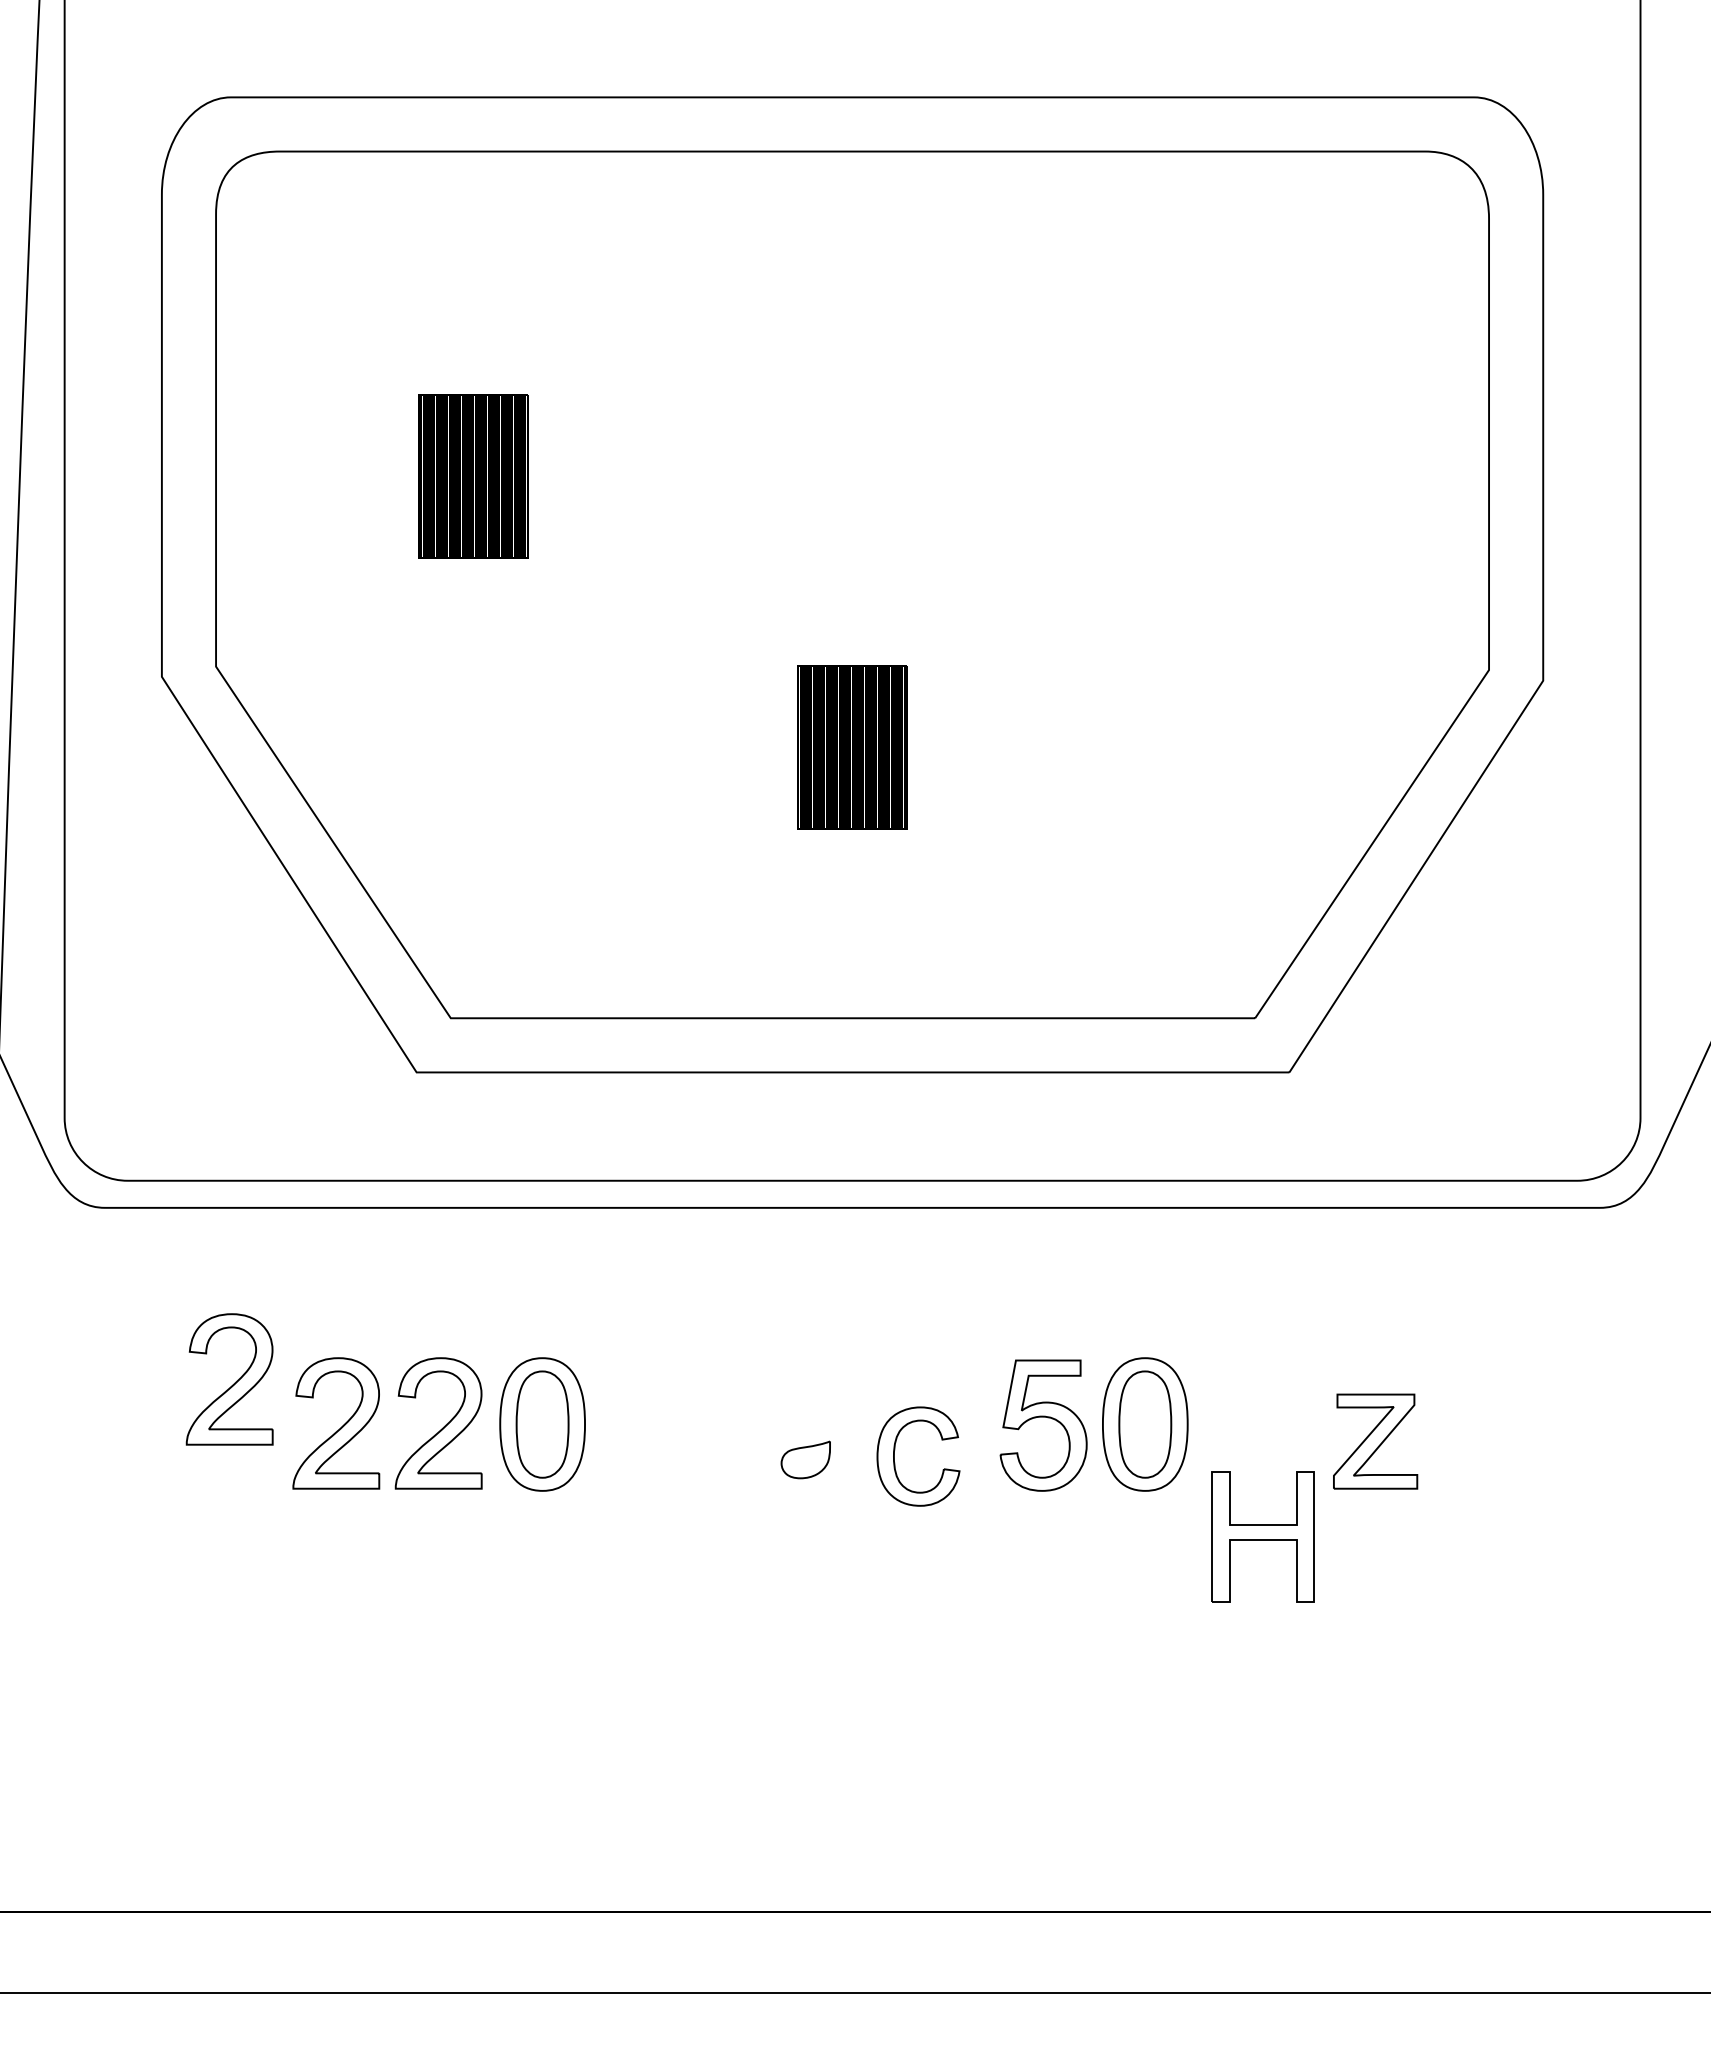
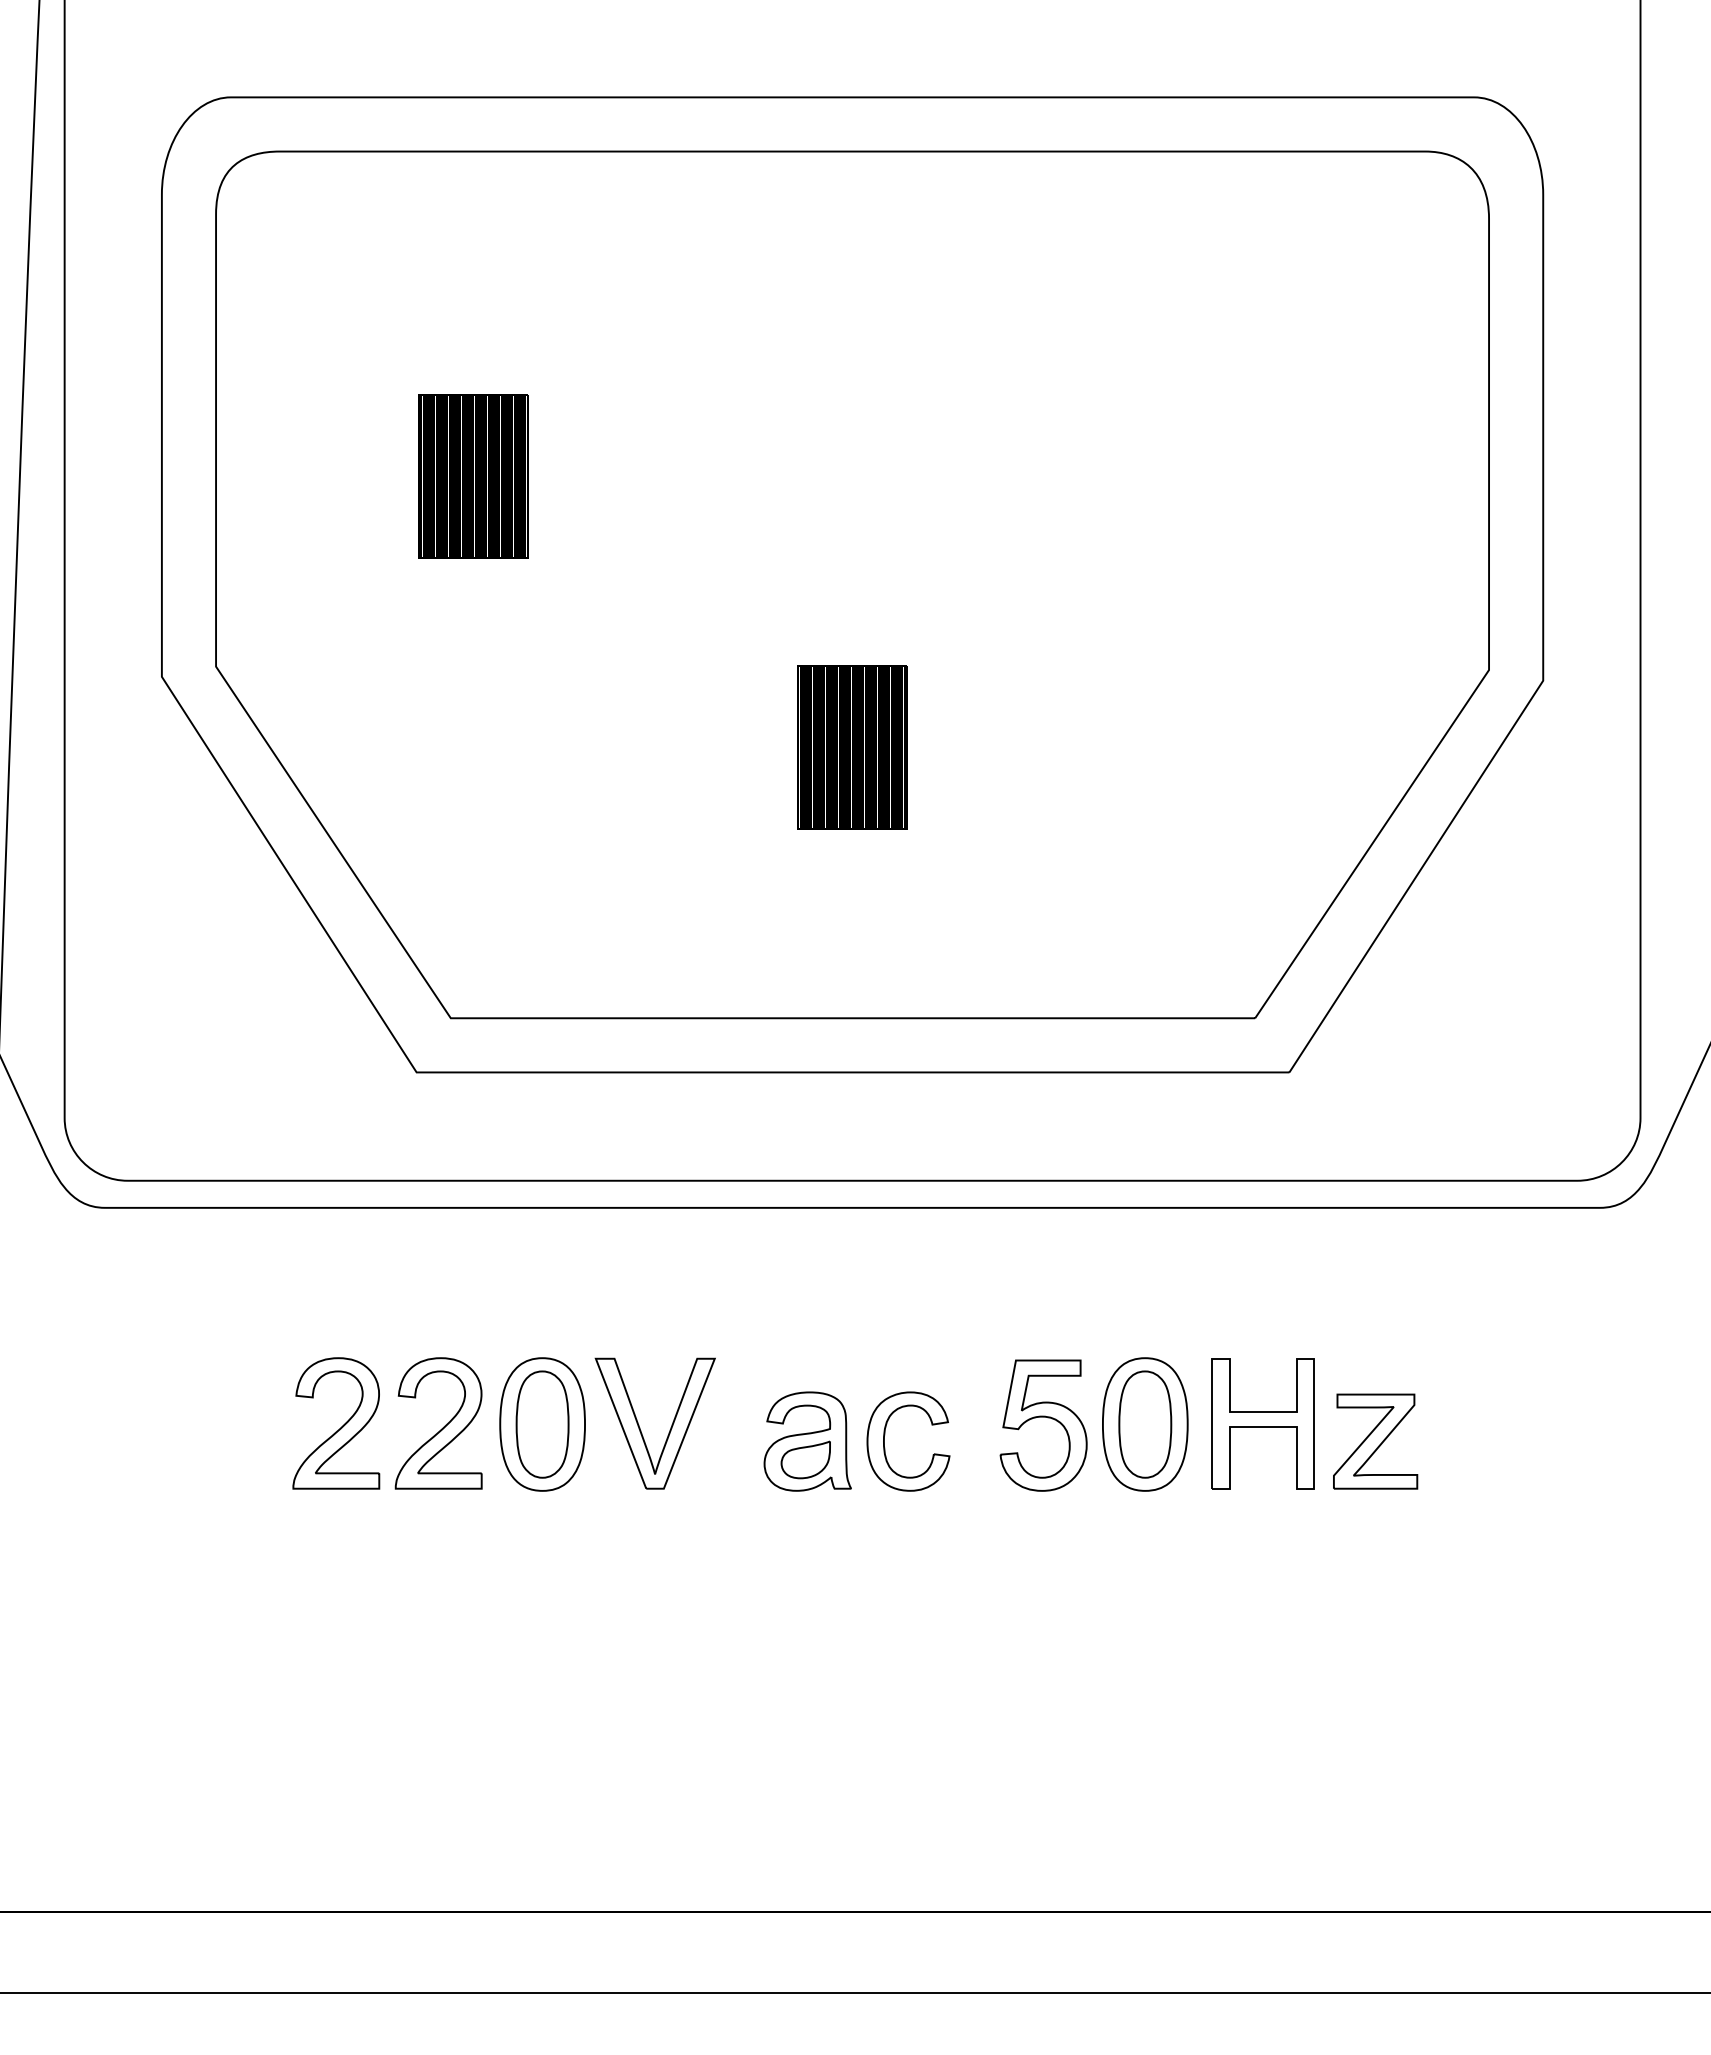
part: present -> none (229, 1379)
part: none -> present (640, 1427)
part: none -> present (807, 1441)
part position: (895, 1450) -> (885, 1435) (885, 1435)
part position: (1262, 1536) -> (1262, 1423) (1262, 1423)
